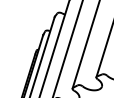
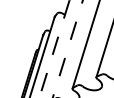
line: solid -> dashed (54, 48)
line: solid -> dashed (67, 49)
